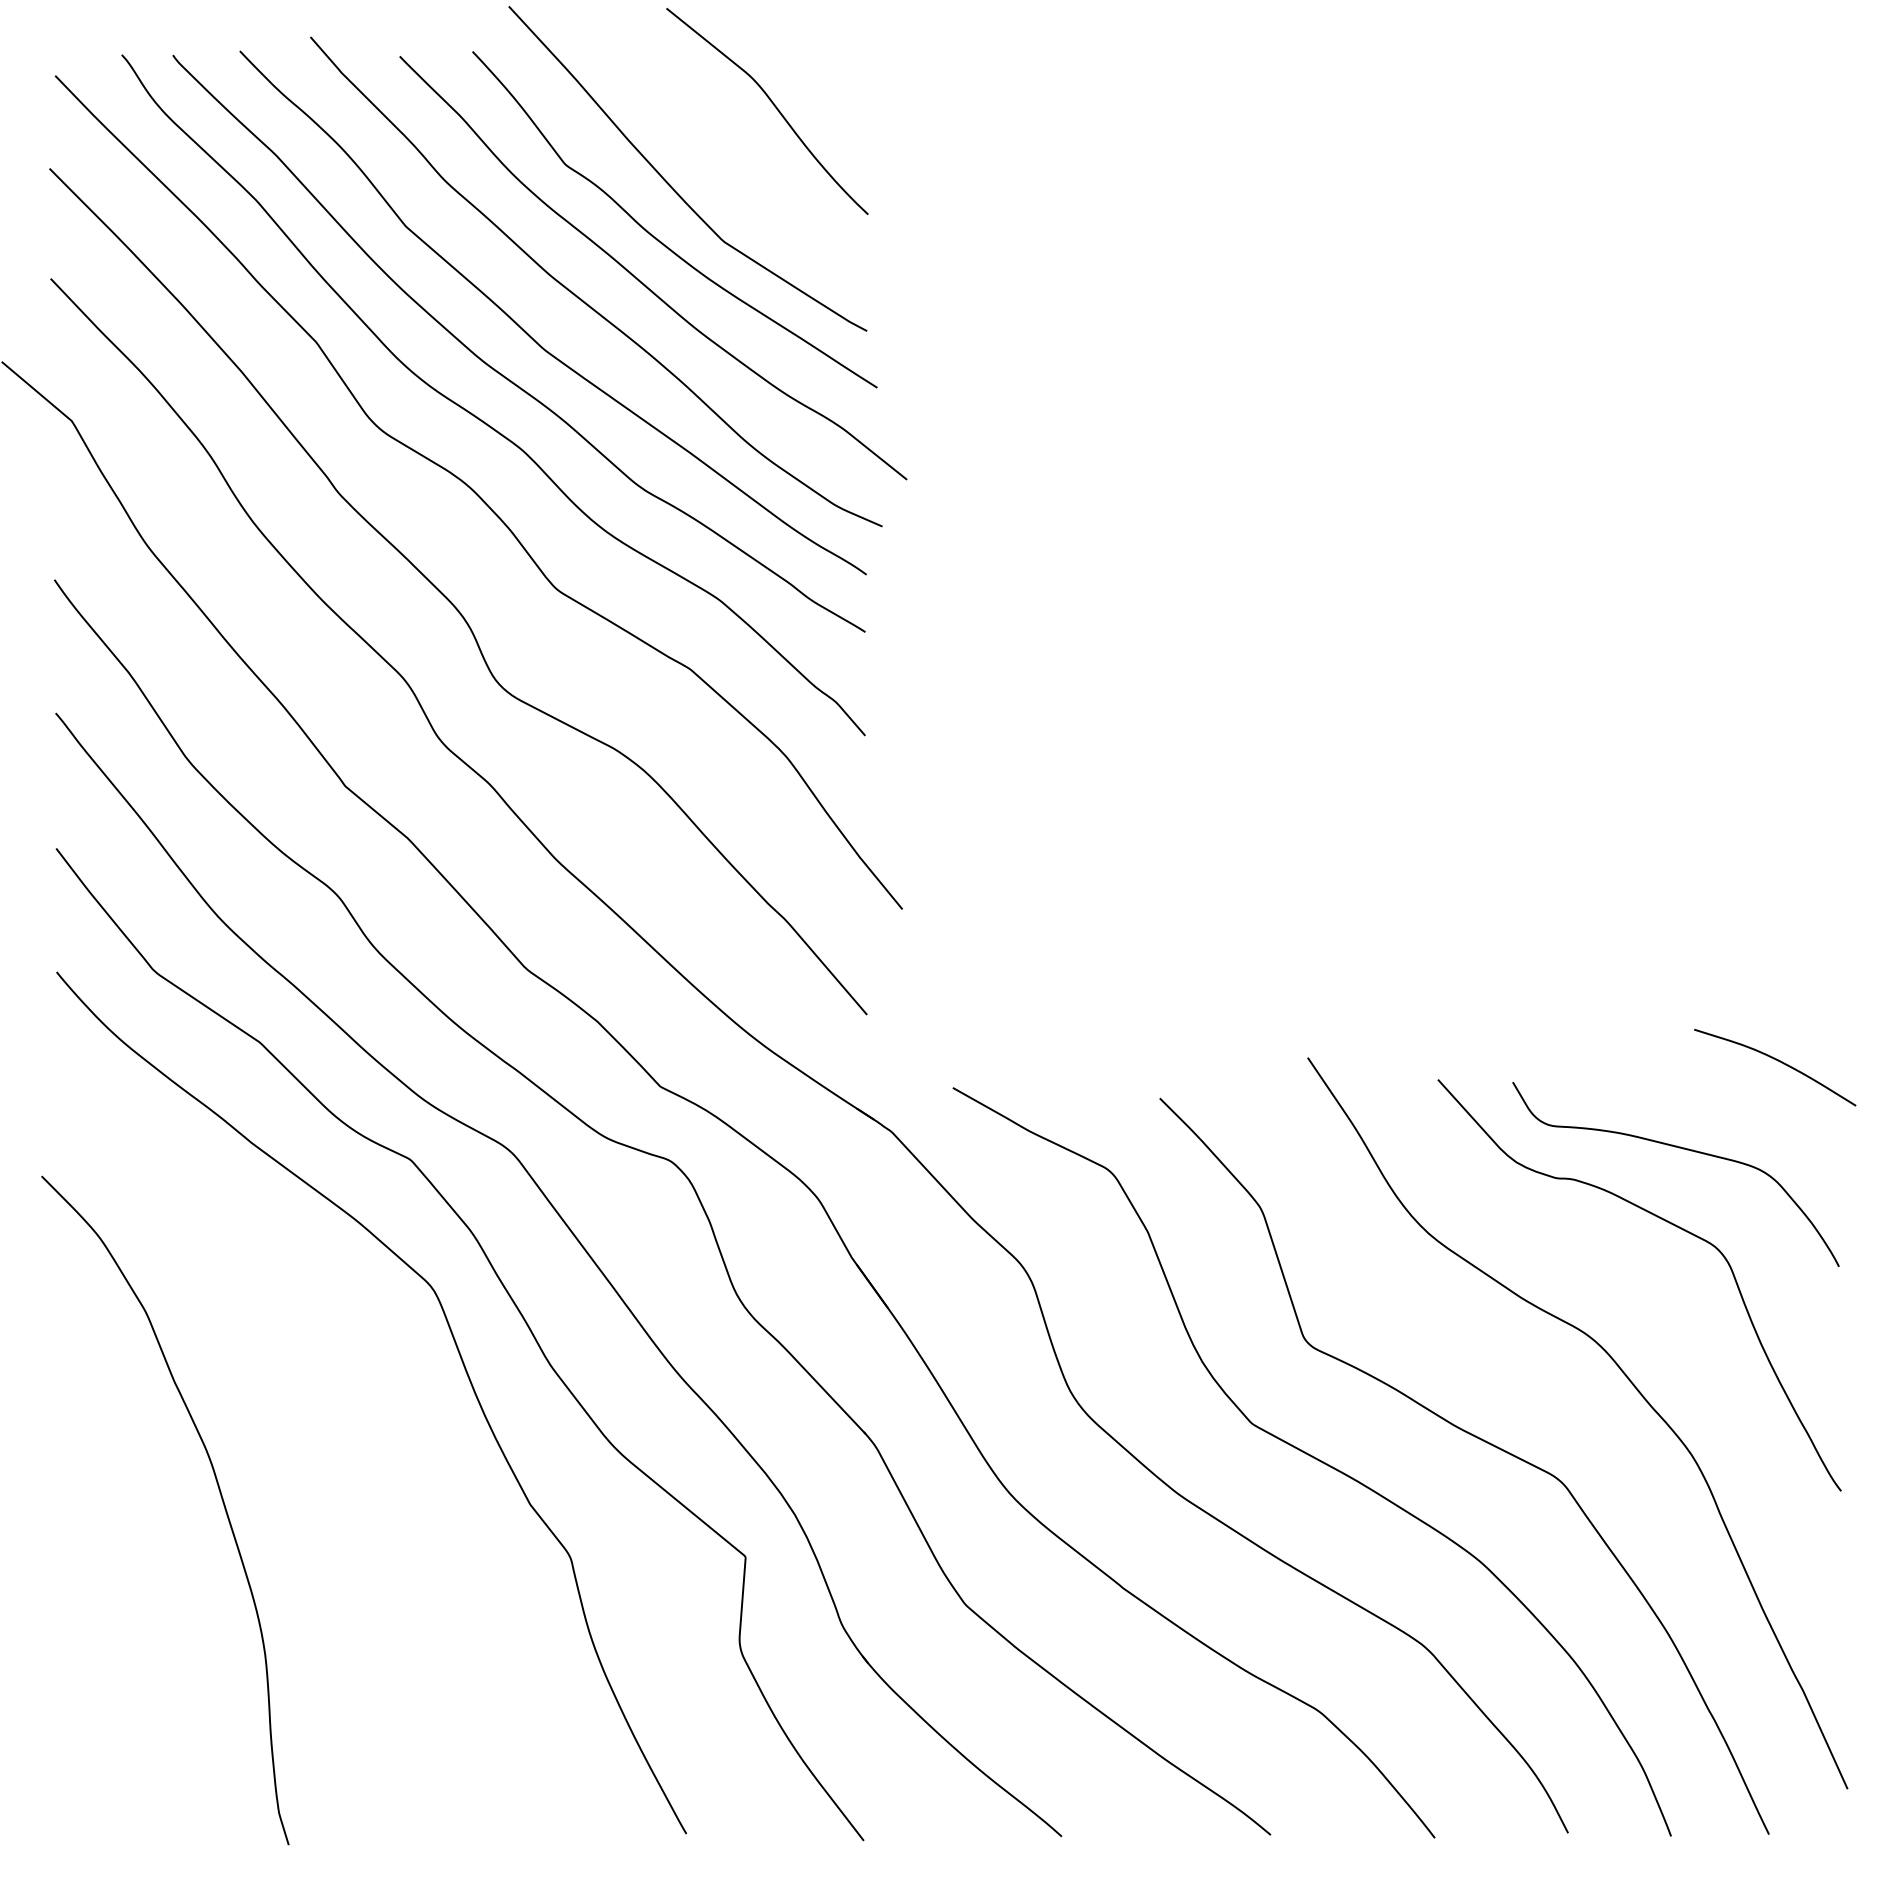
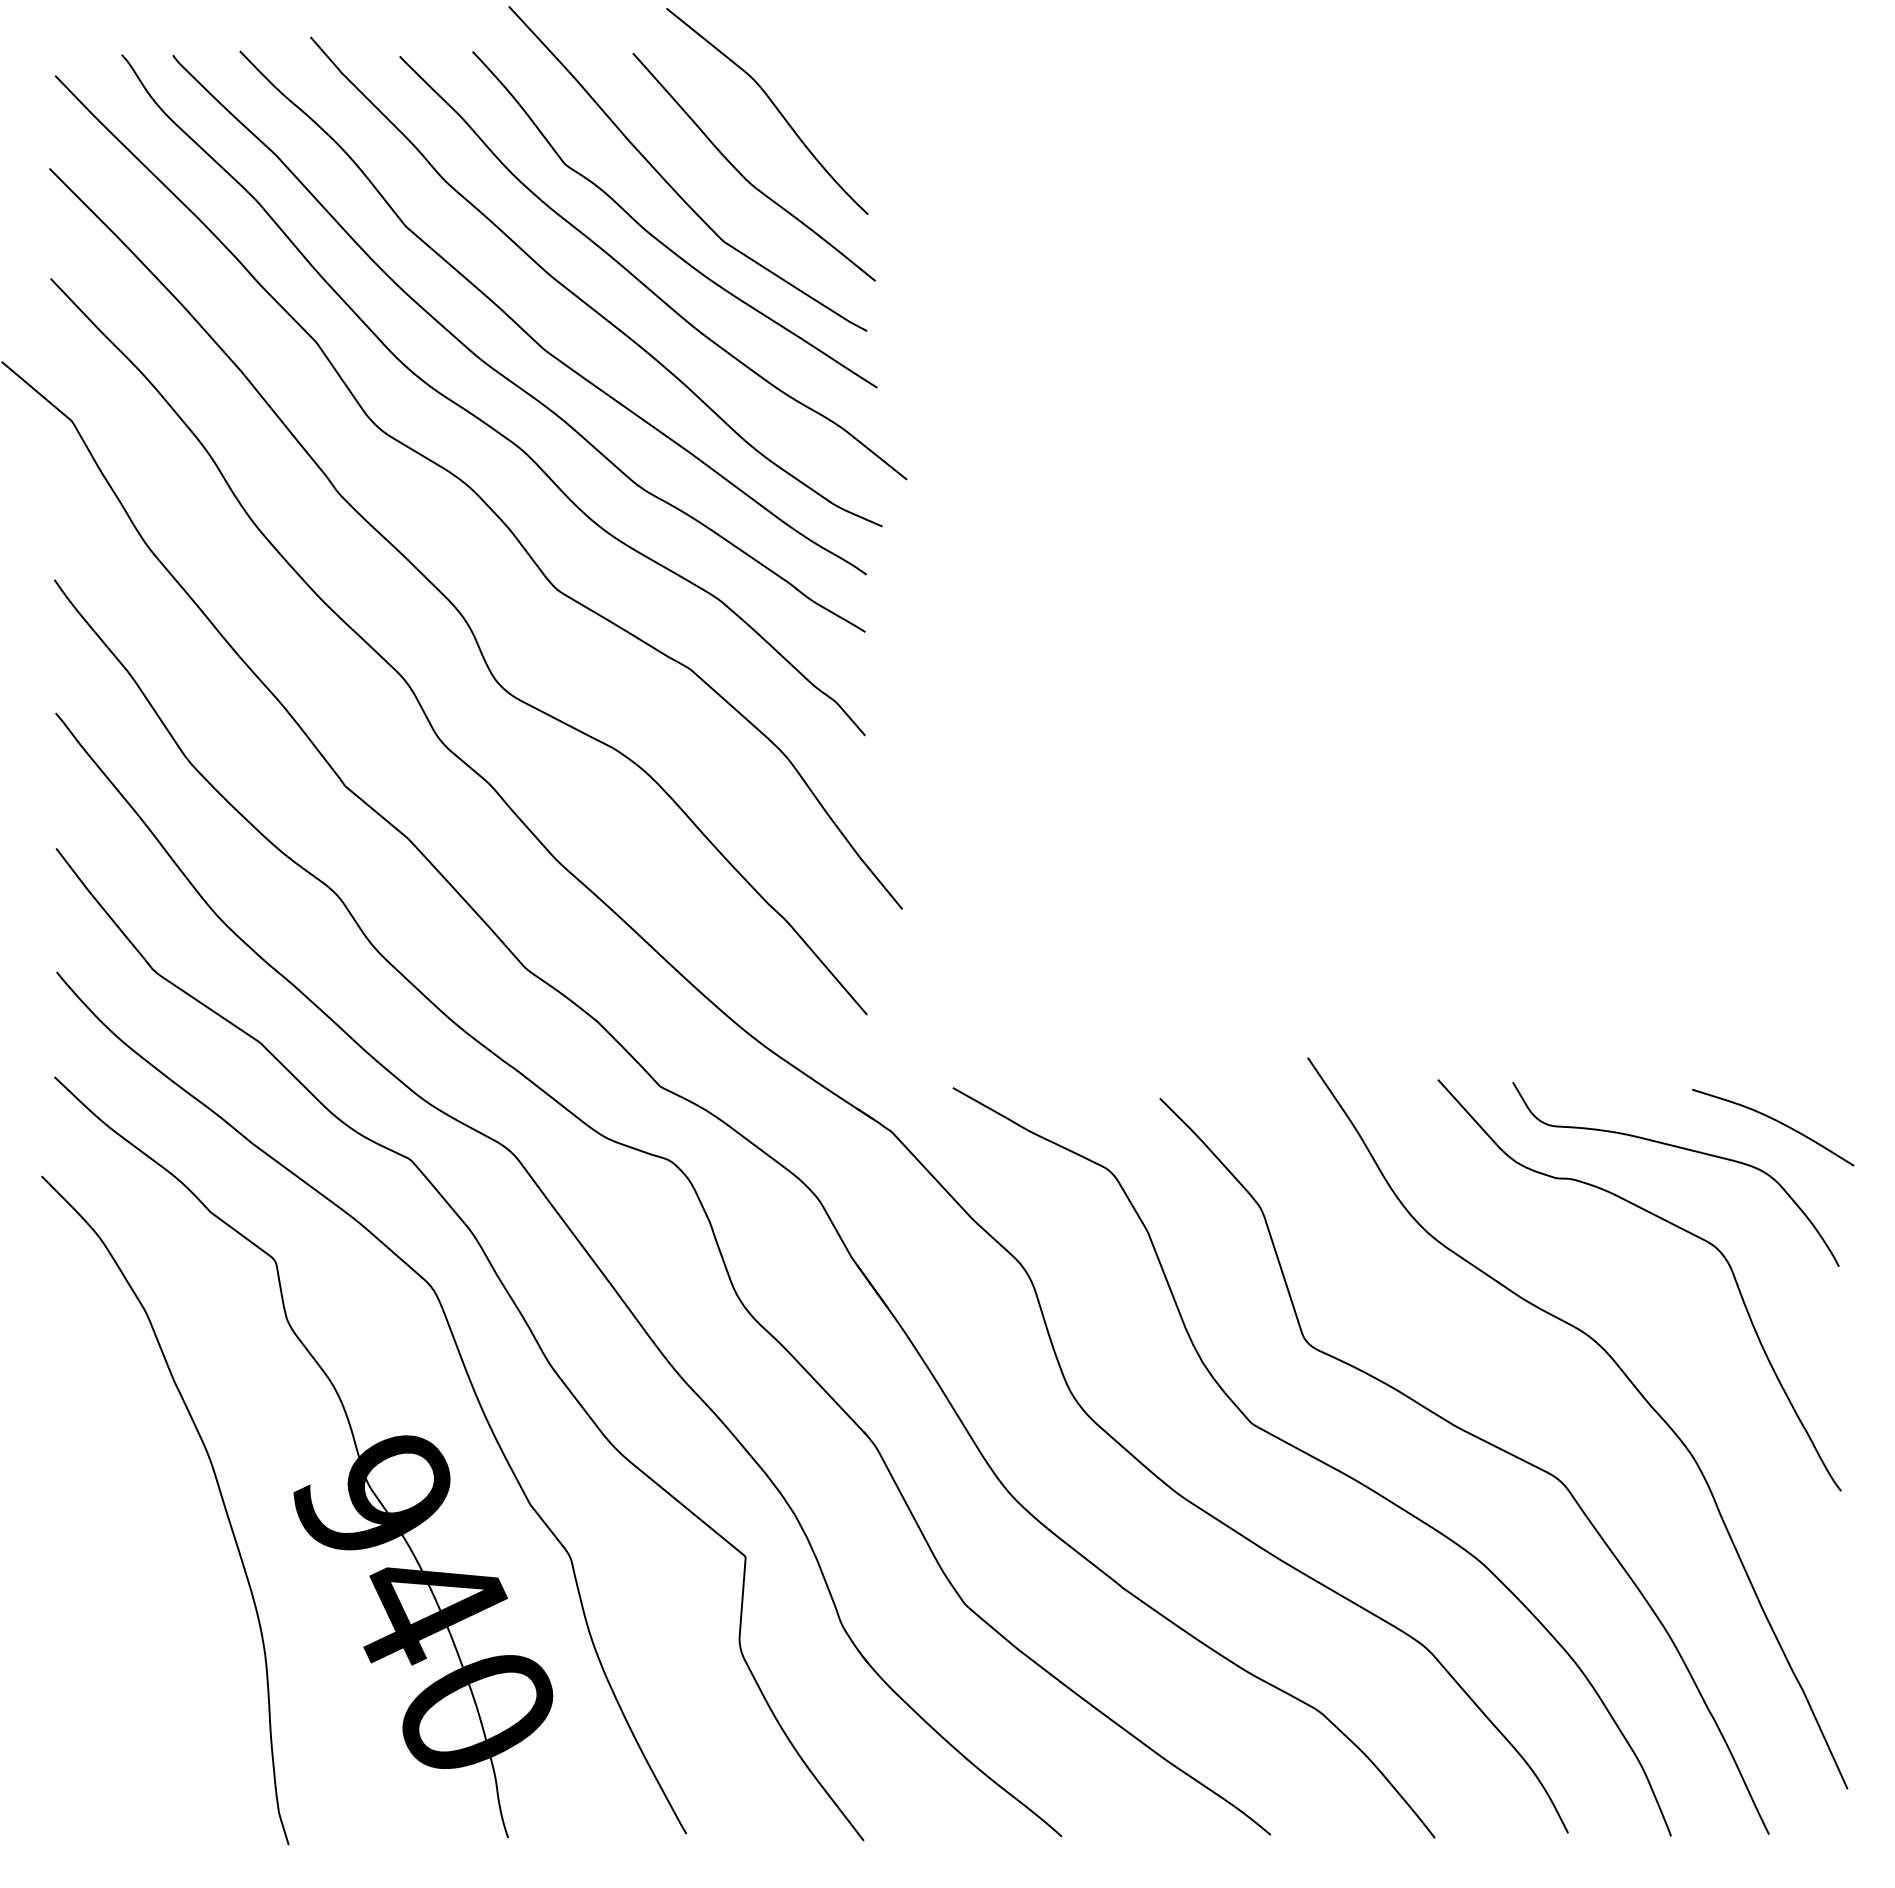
curve: none -> present (743, 175)
curve position: (1777, 1061) -> (1775, 1121) (1775, 1121)
part: none -> present (309, 1484)
